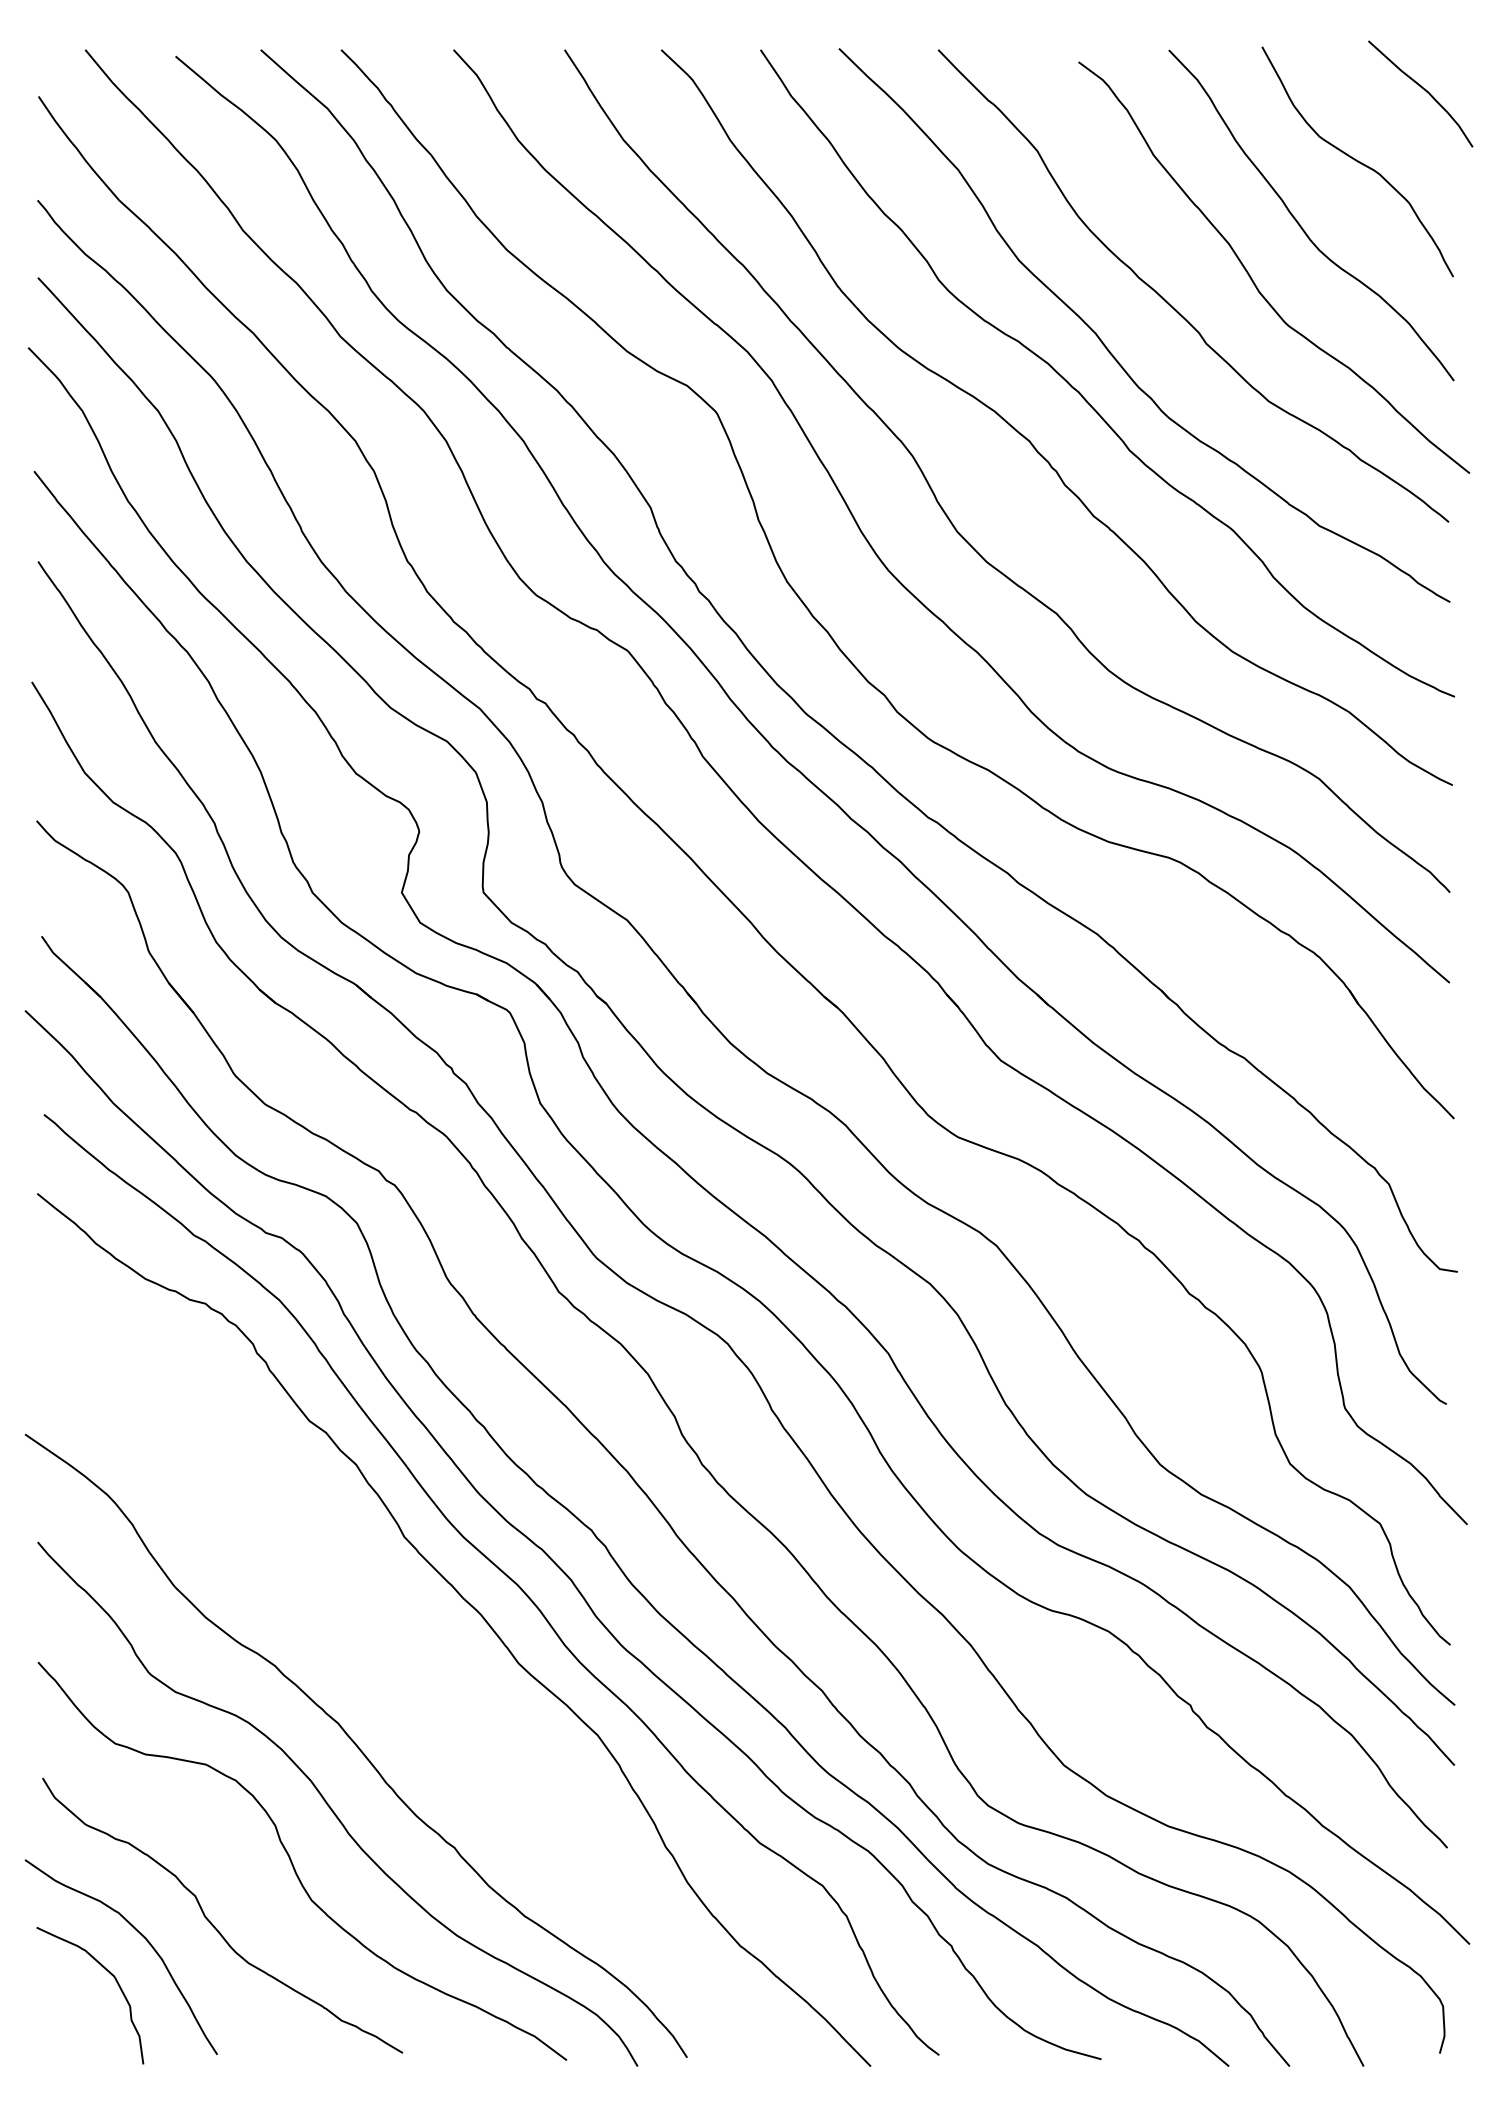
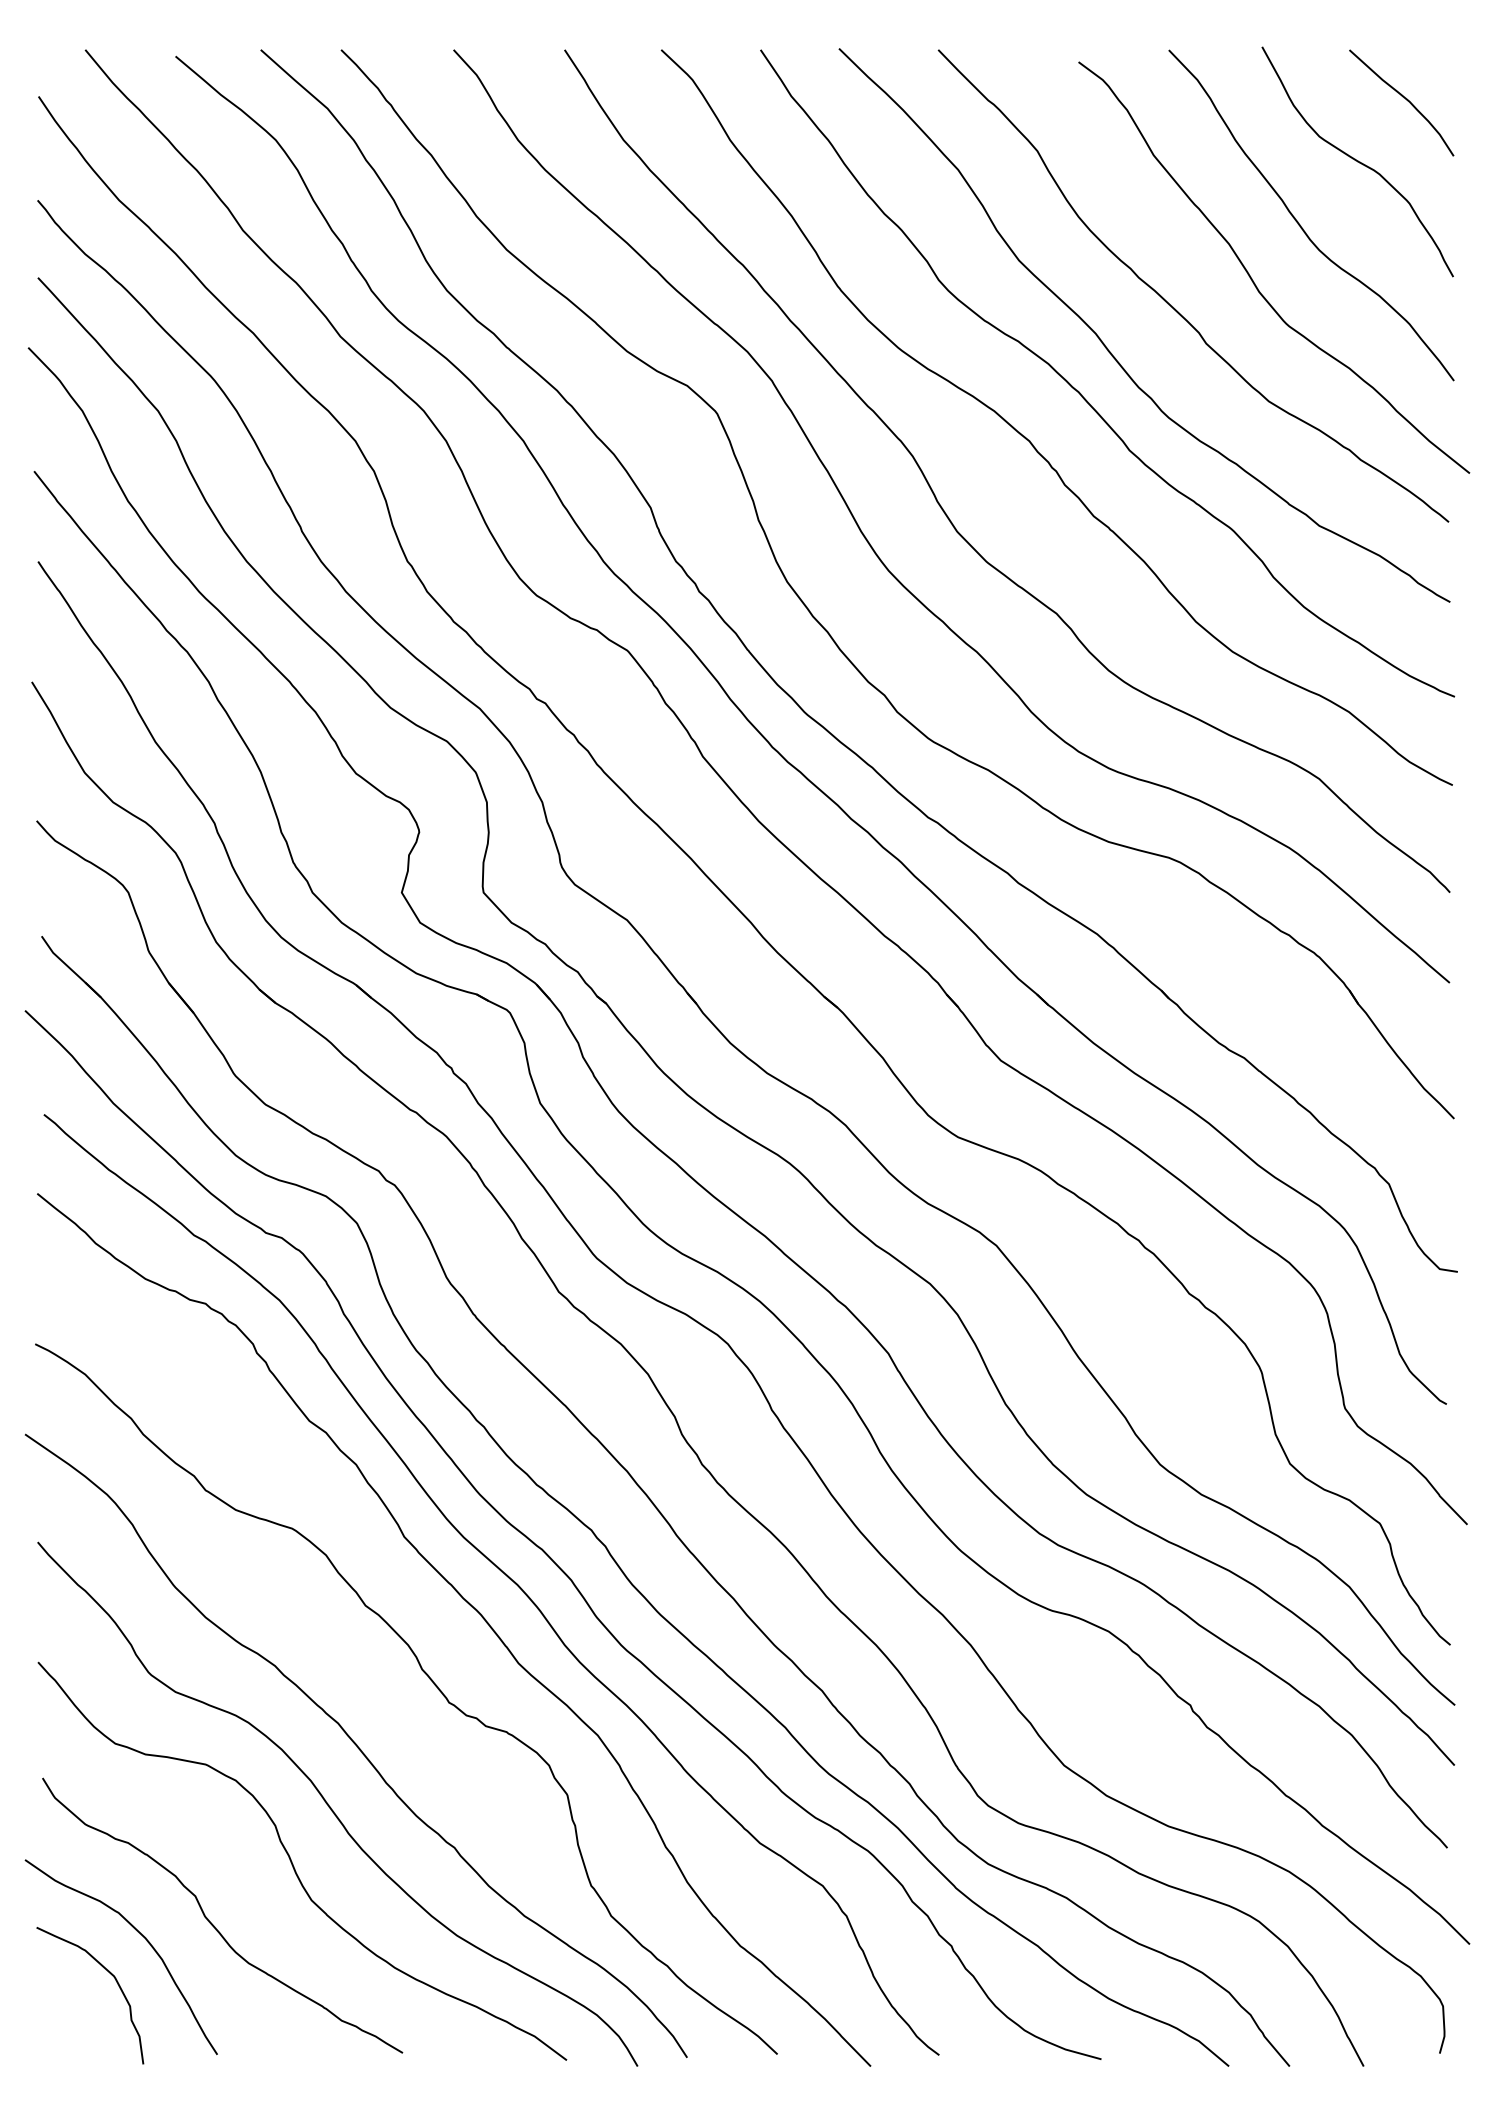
curve position: (1423, 89) -> (1404, 98) (1404, 98)
curve: none -> present (429, 1679)
